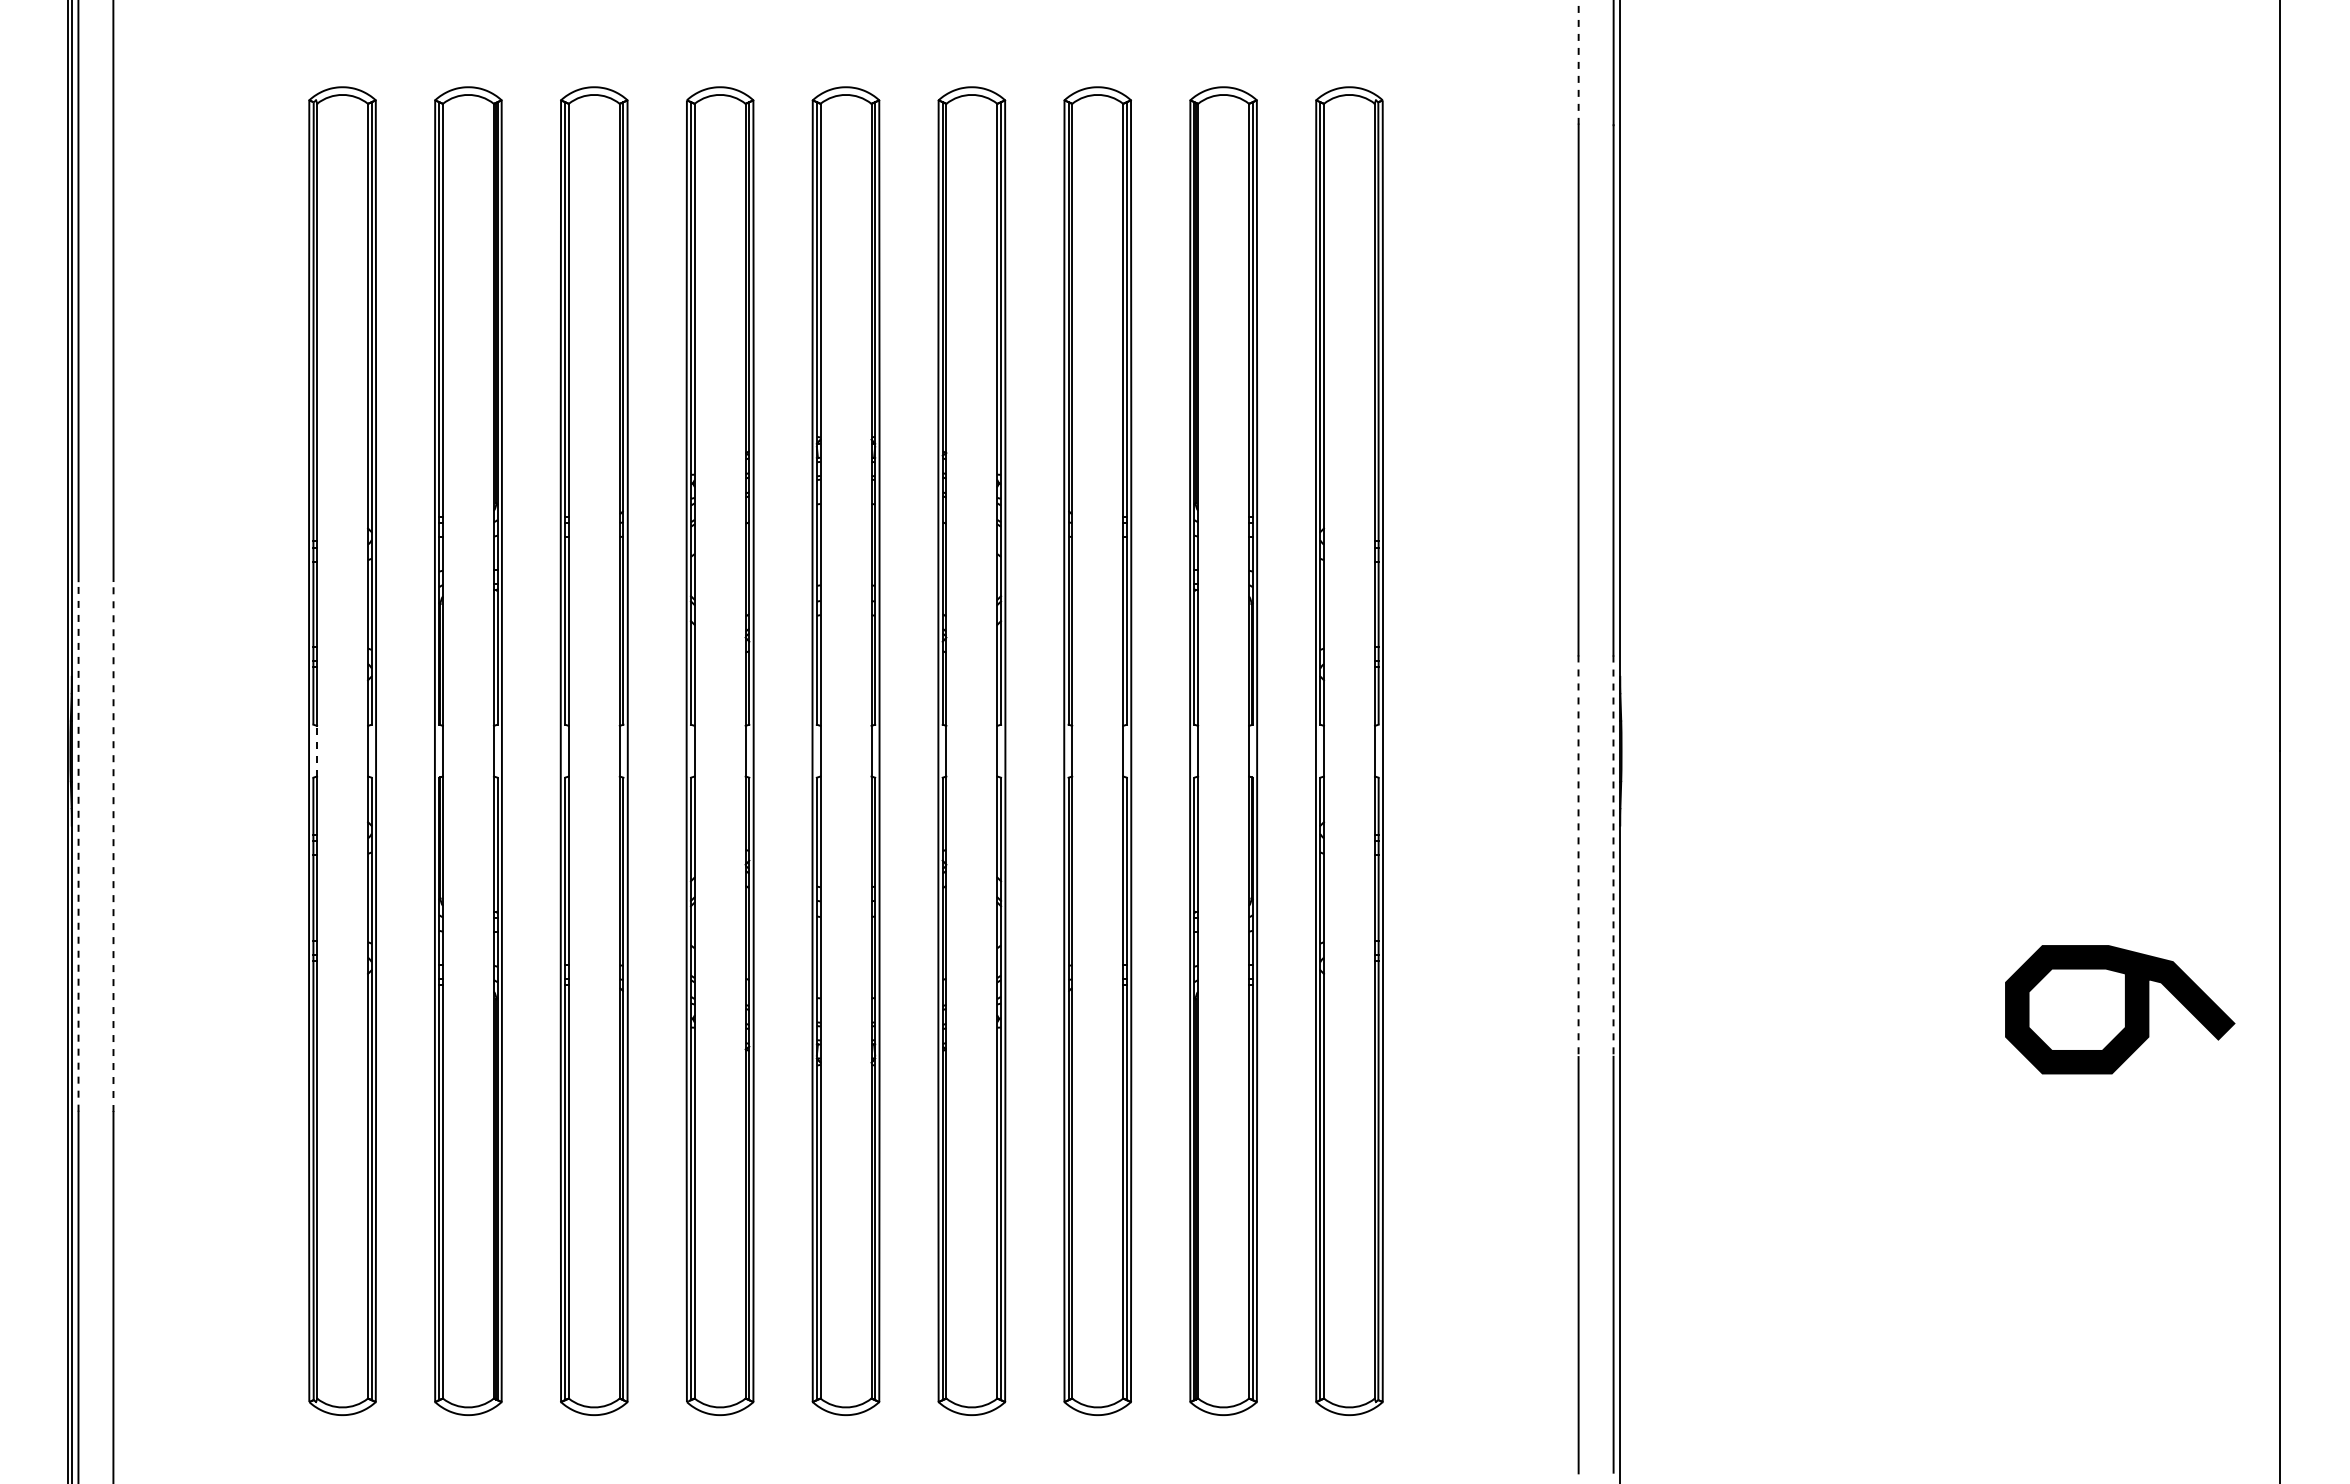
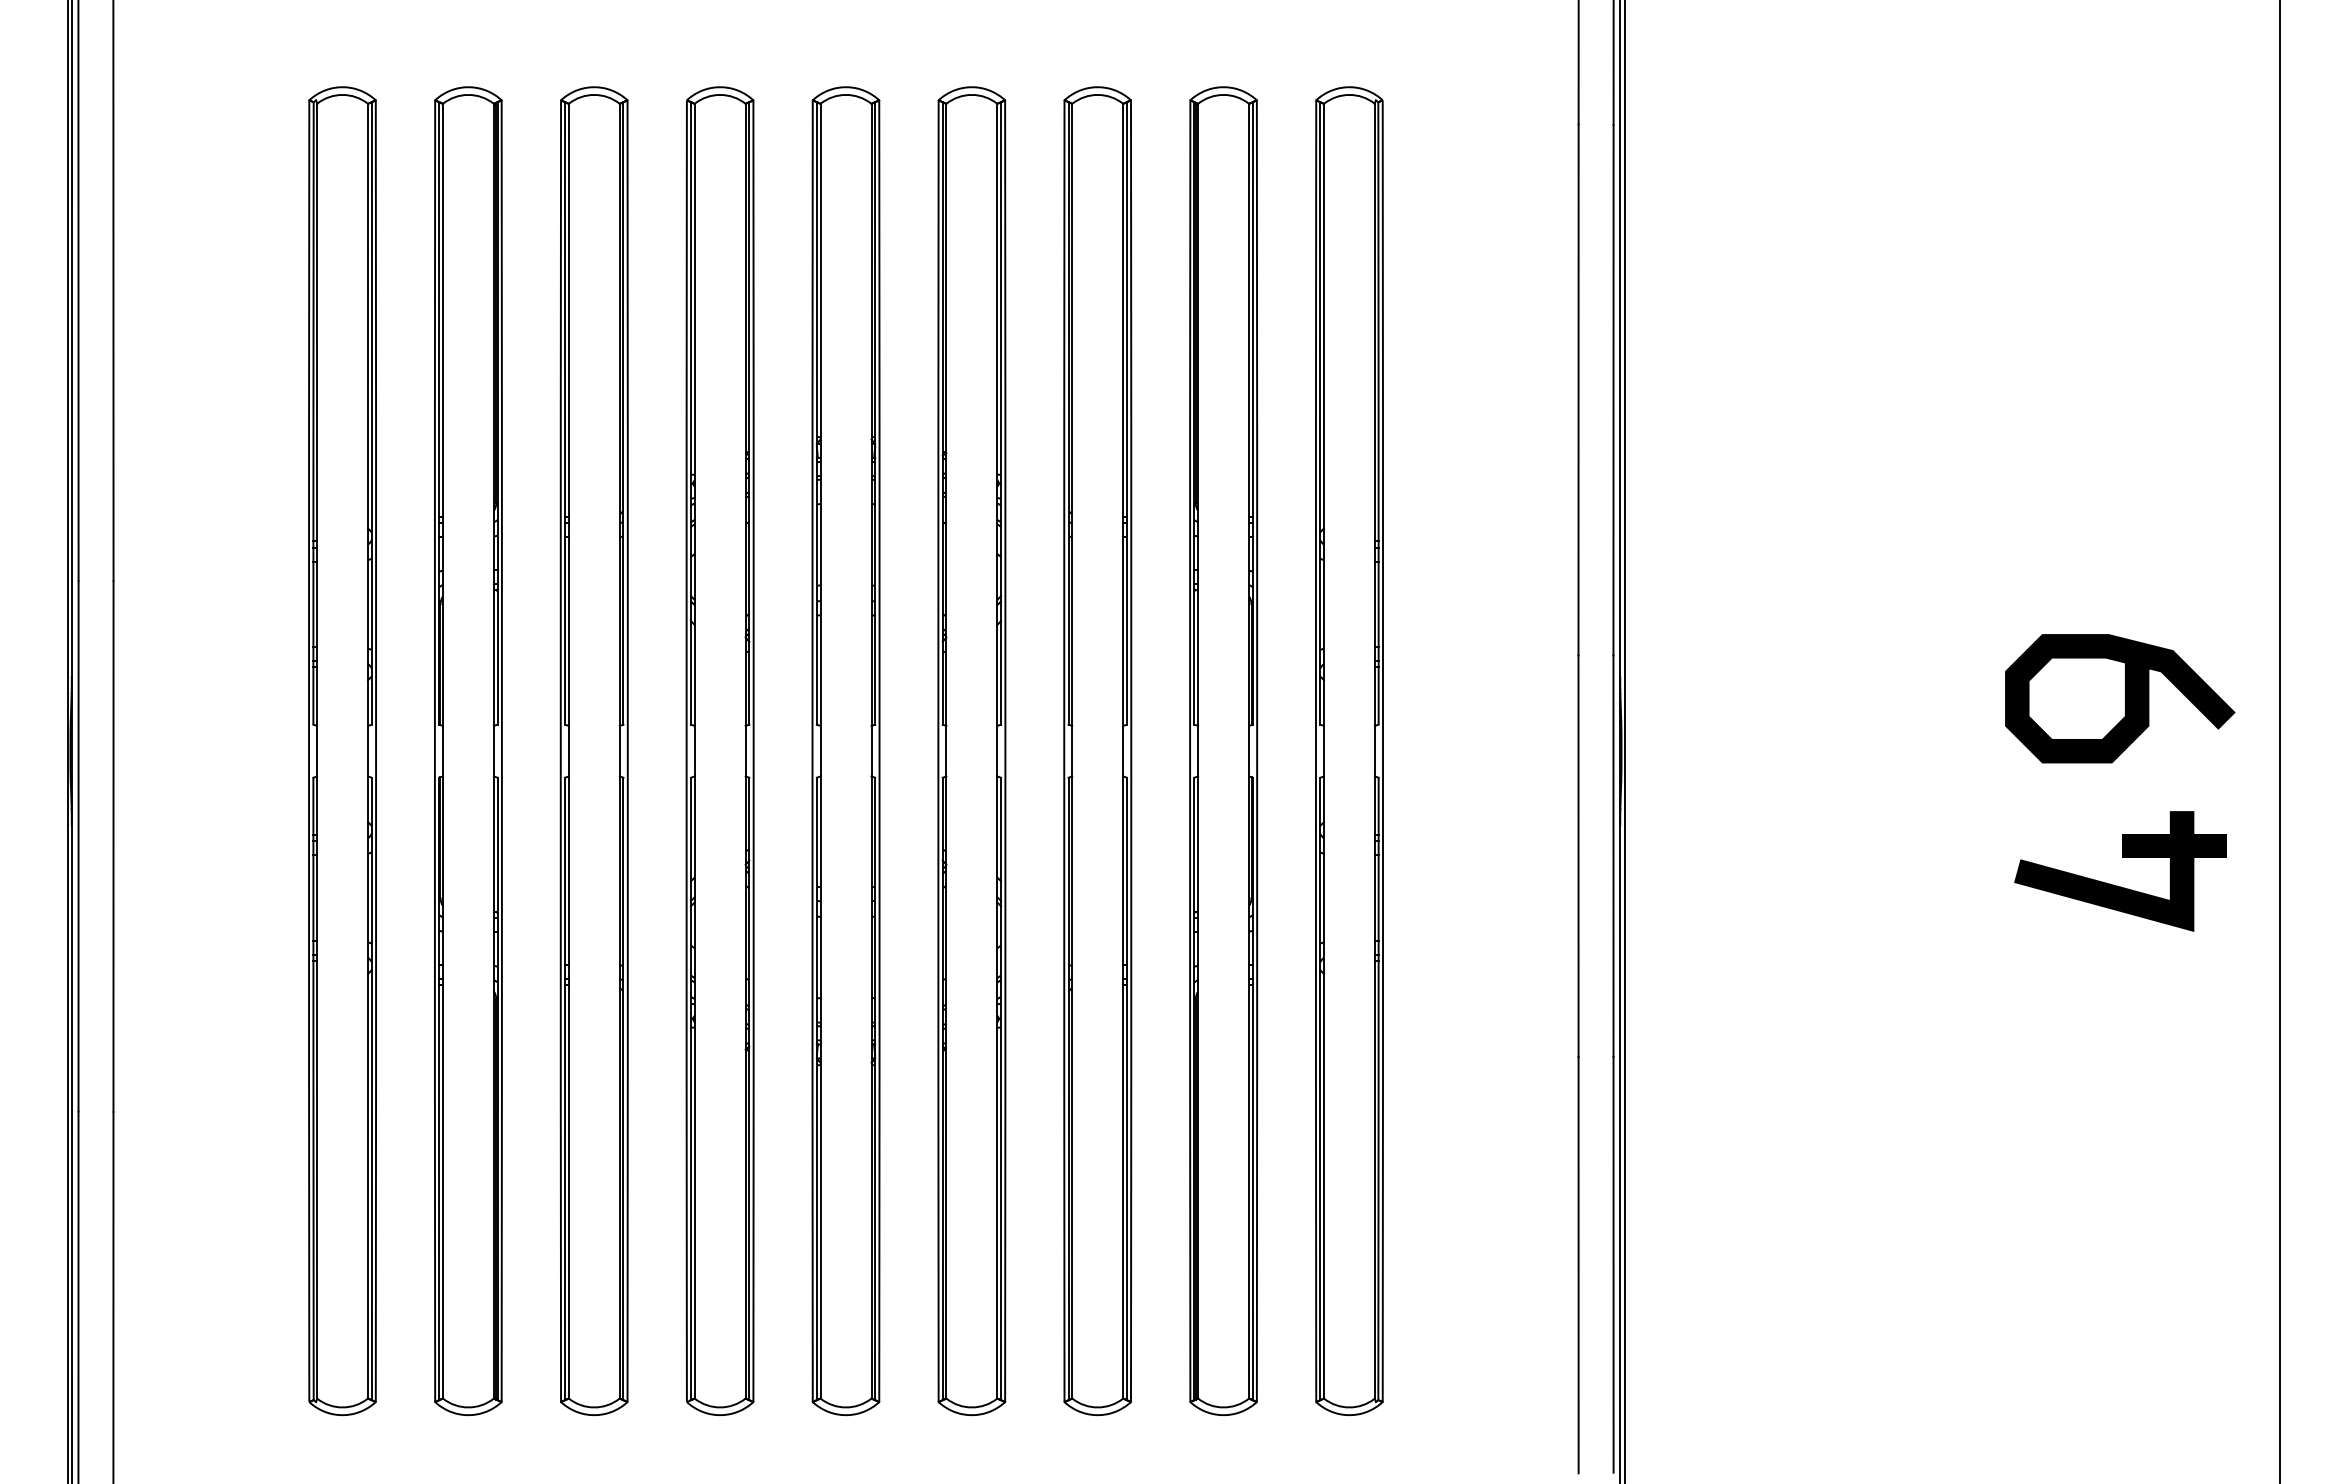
line: dashed -> solid (1578, 62)
line: none -> present (1624, 741)
line: dashed -> solid (317, 750)
line: dashed -> solid (78, 845)
line: dashed -> solid (113, 846)
line: dashed -> solid (1578, 856)
line: dashed -> solid (1613, 856)
part: none -> present (2122, 857)
curve position: (2125, 1009) -> (2125, 698) (2125, 698)
